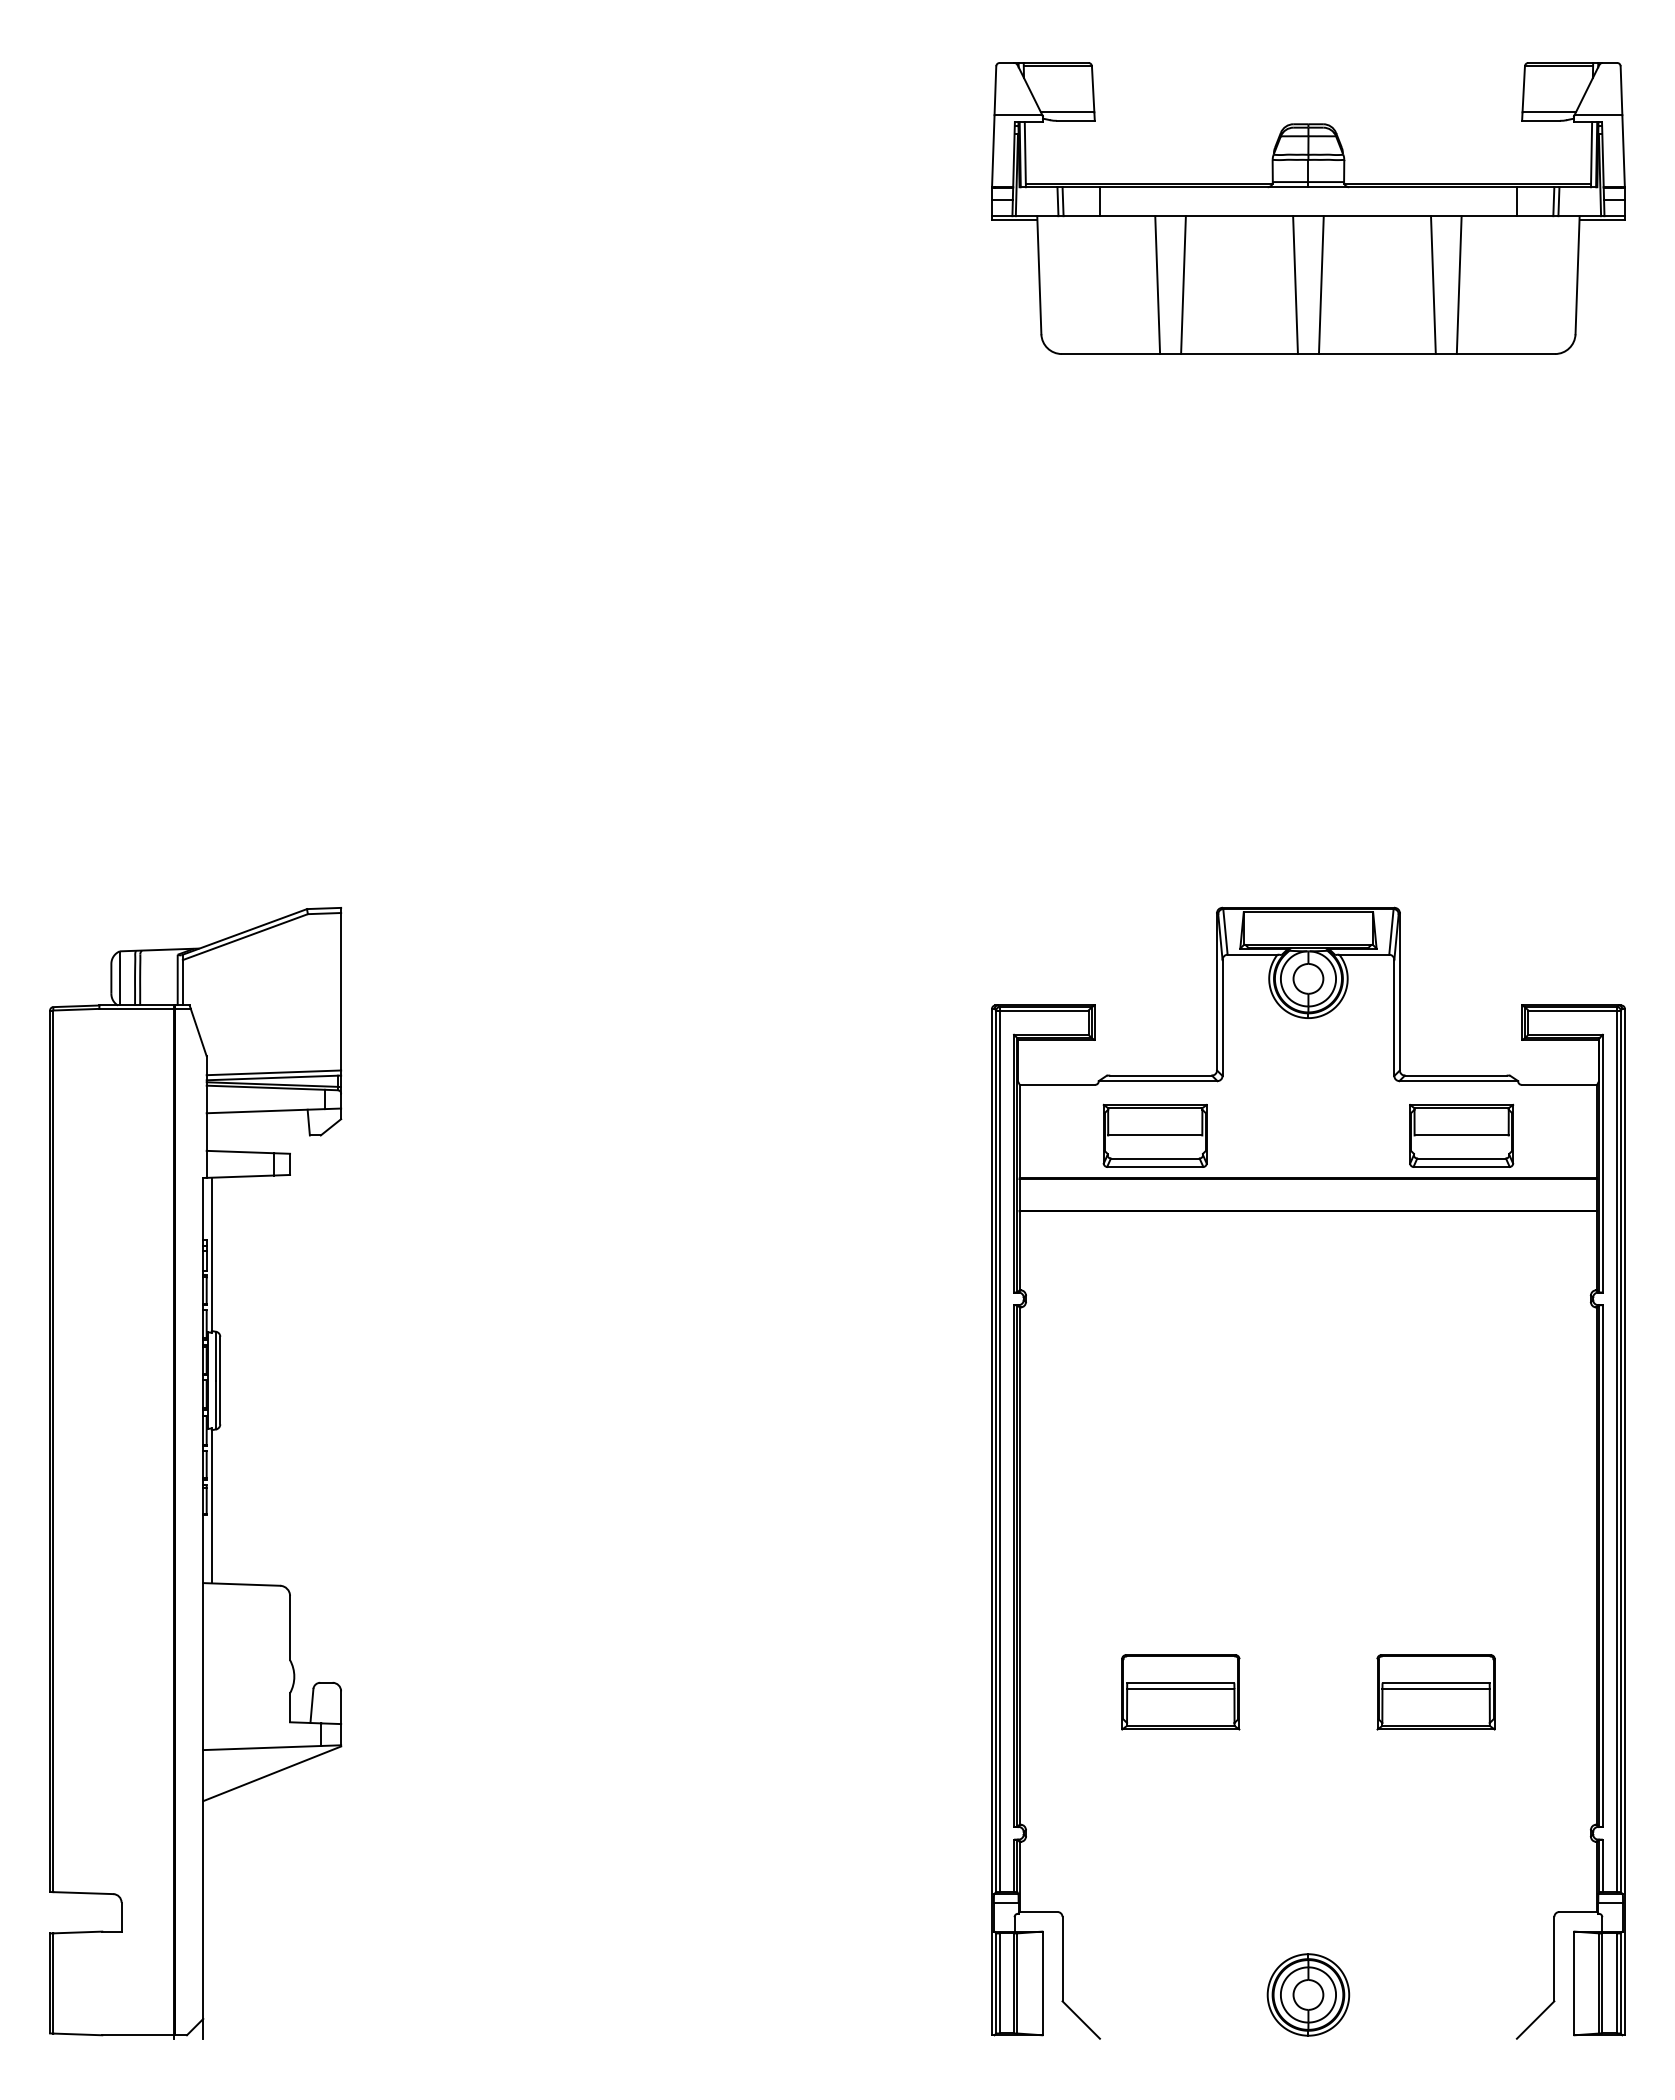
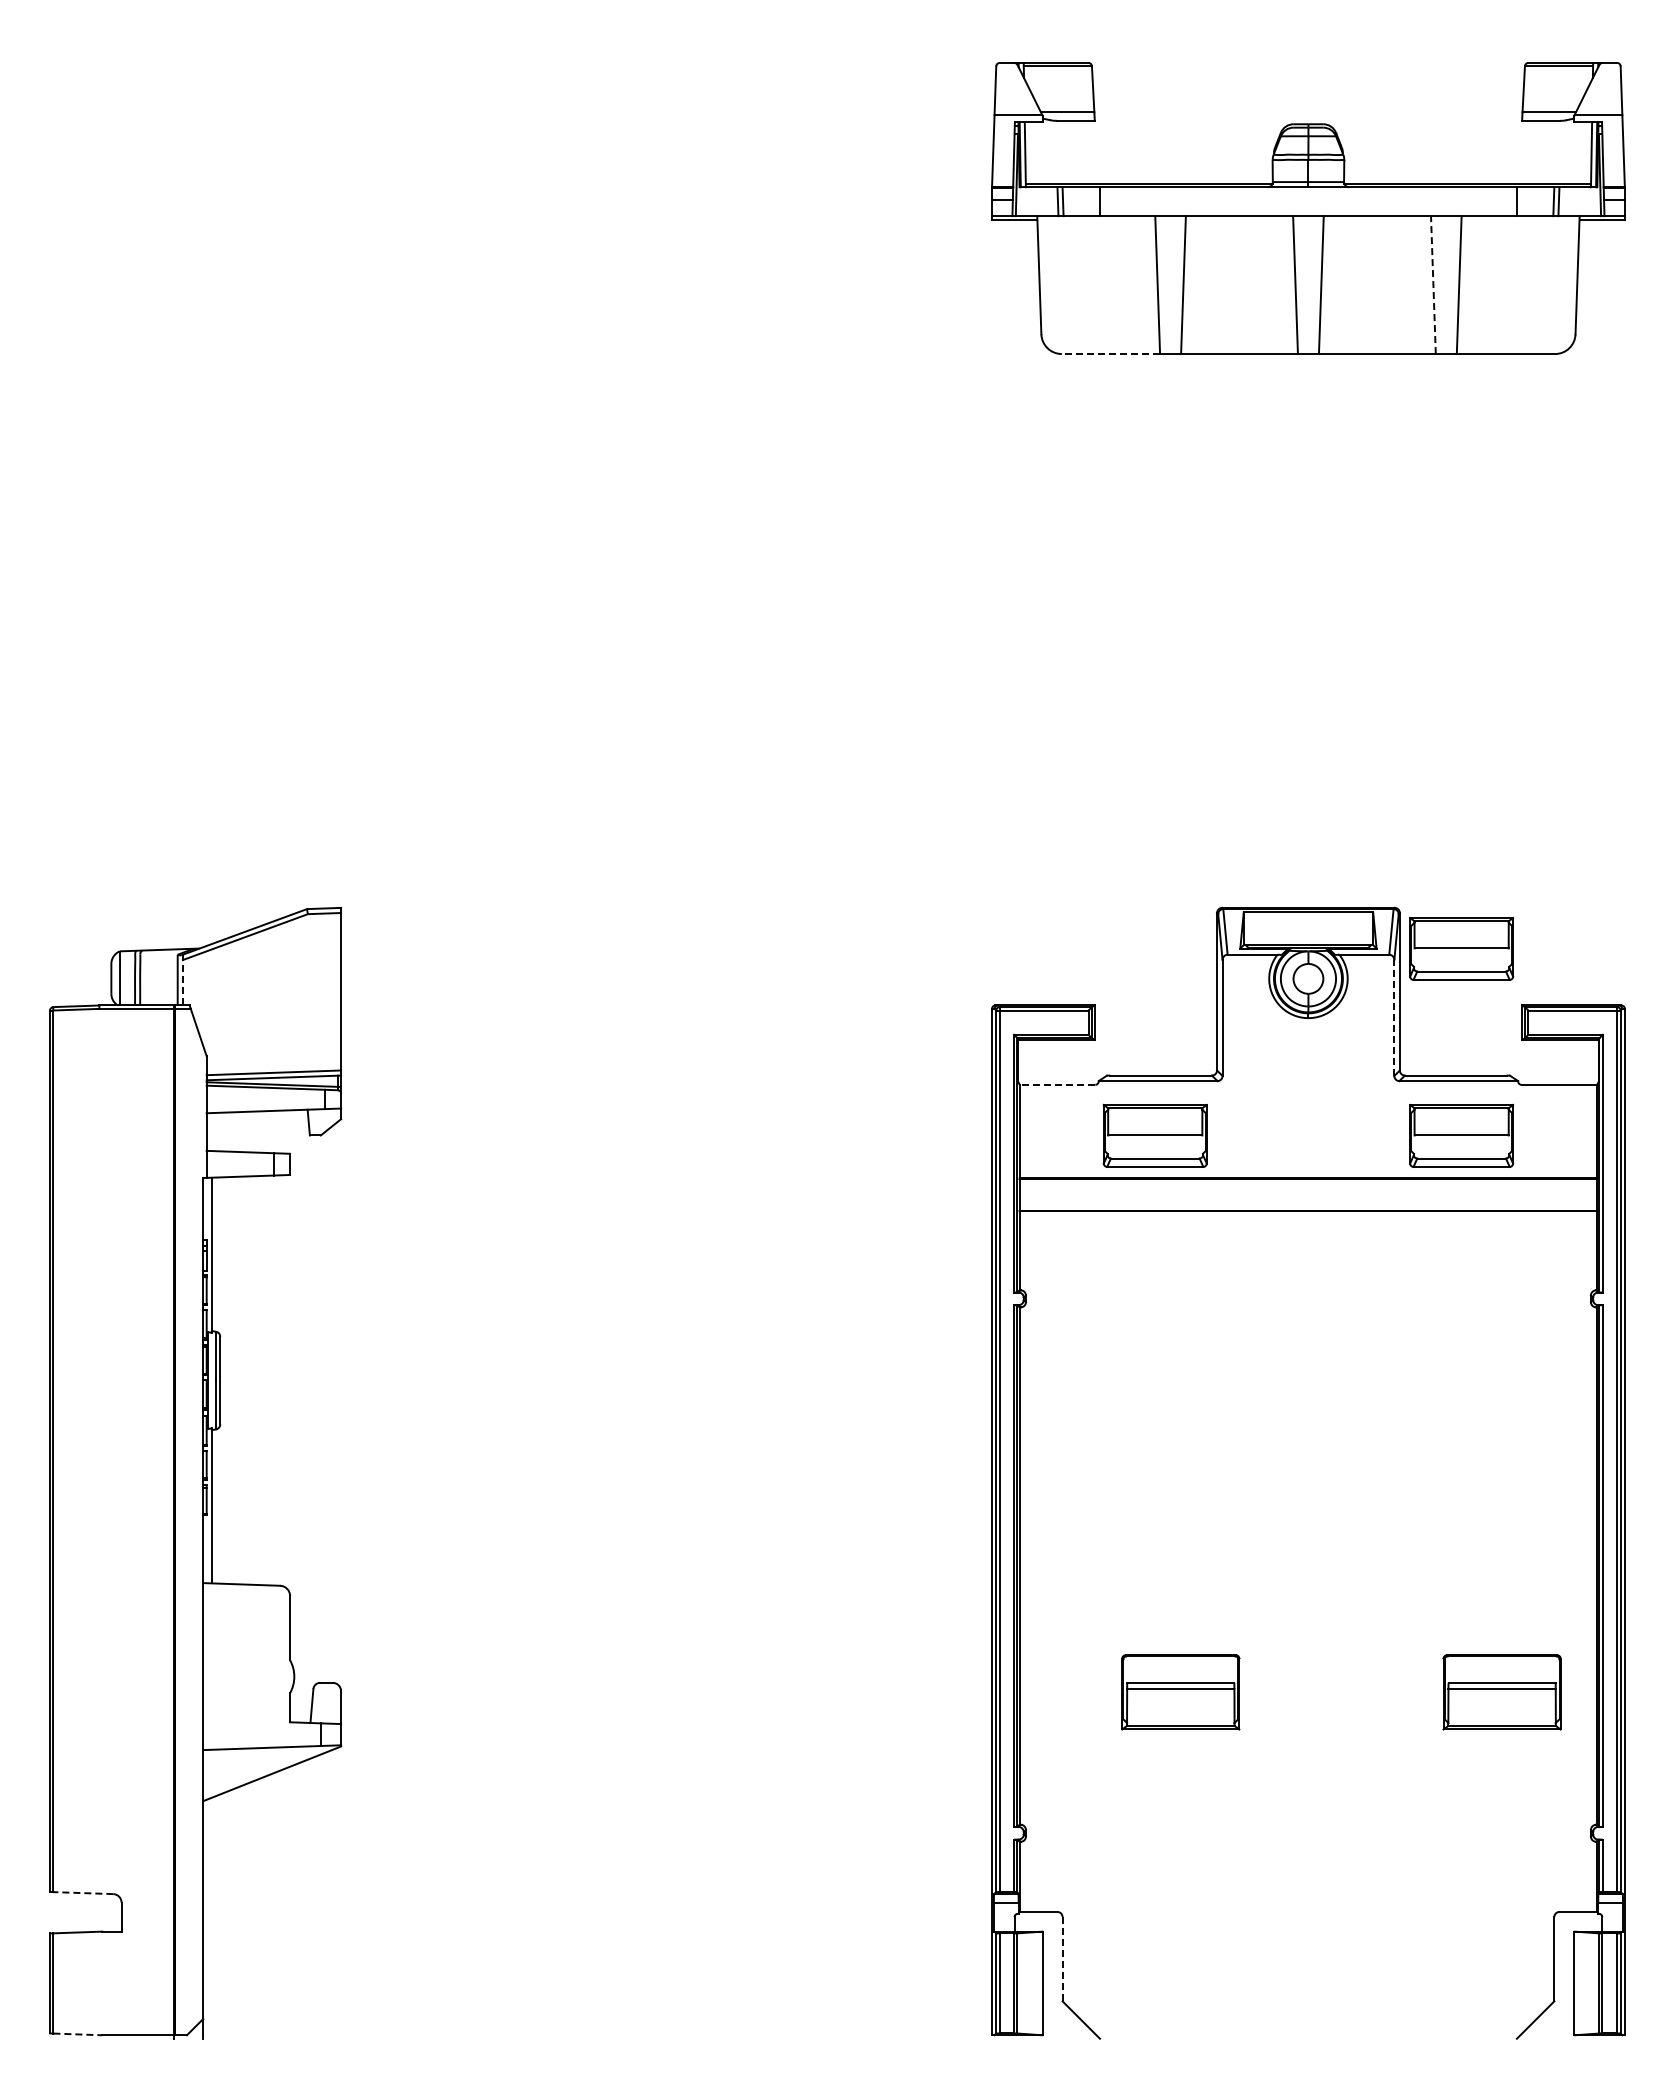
line: solid -> dashed (1433, 285)
line: solid -> dashed (1110, 354)
part: none -> present (1461, 948)
line: solid -> dashed (182, 982)
line: solid -> dashed (1394, 1018)
line: solid -> dashed (1057, 1084)
part position: (1435, 1692) -> (1501, 1692) (1501, 1692)
line: solid -> dashed (83, 1893)
line: solid -> dashed (1062, 1958)
part: present -> none (1308, 1994)
line: solid -> dashed (78, 2034)
